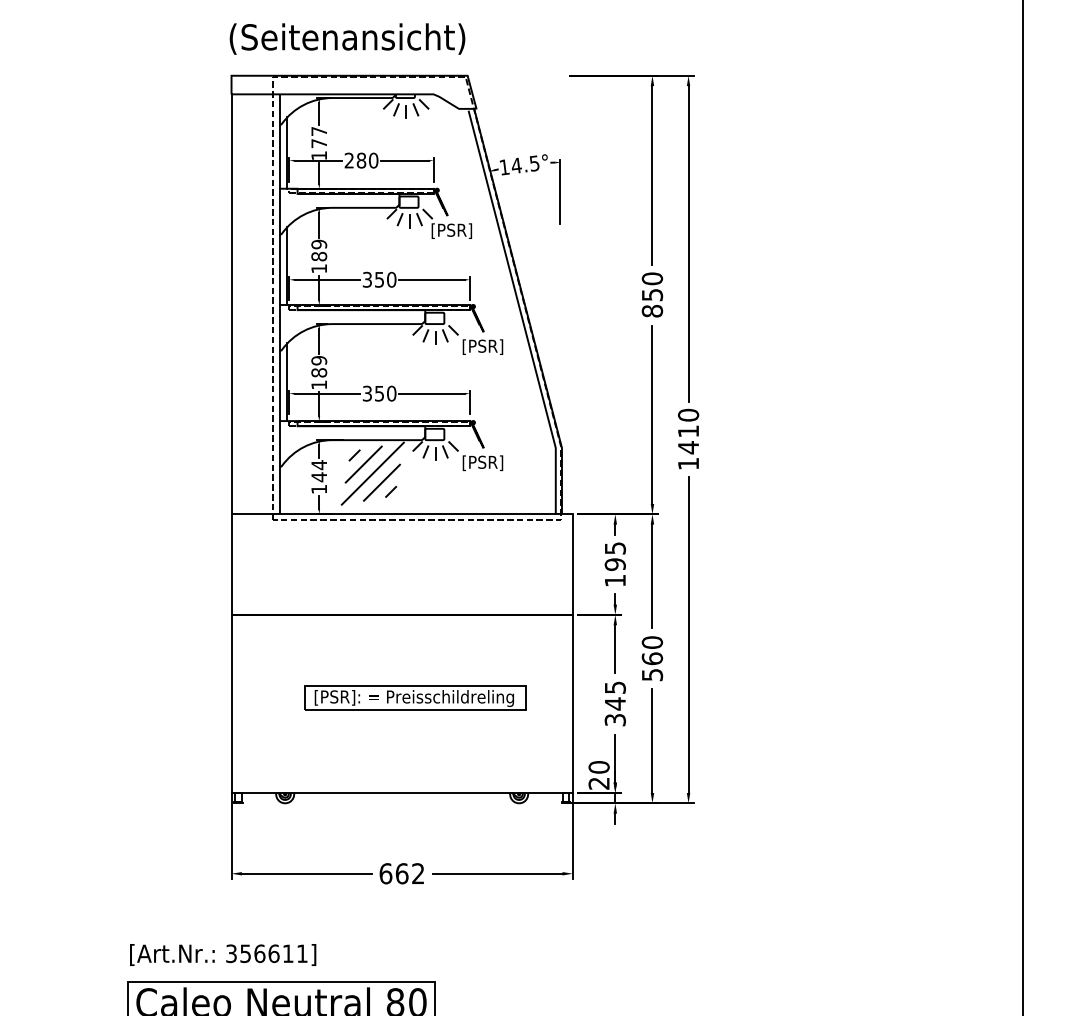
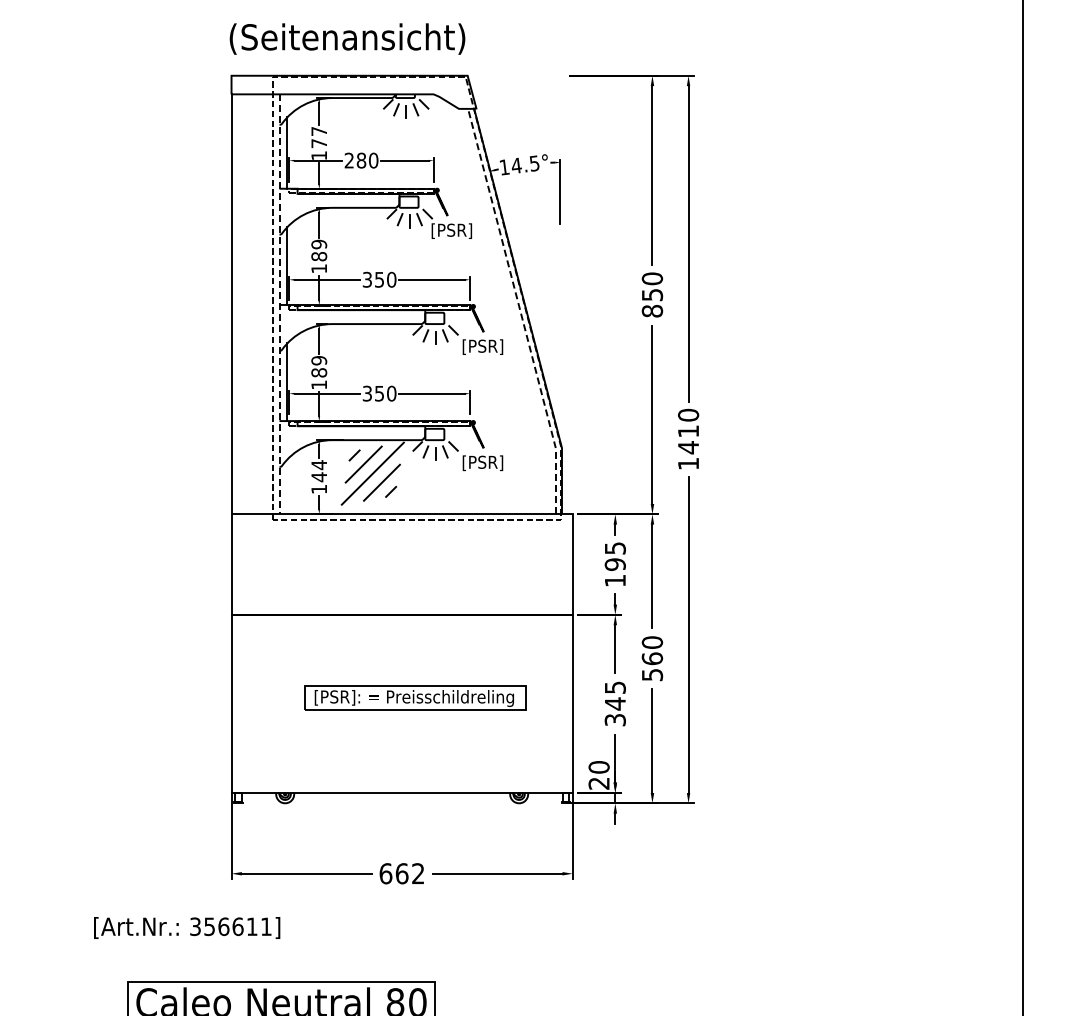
line: solid -> dashed (279, 304)
line: solid -> dashed (520, 311)
text position: (223, 954) -> (187, 927) (187, 927)
